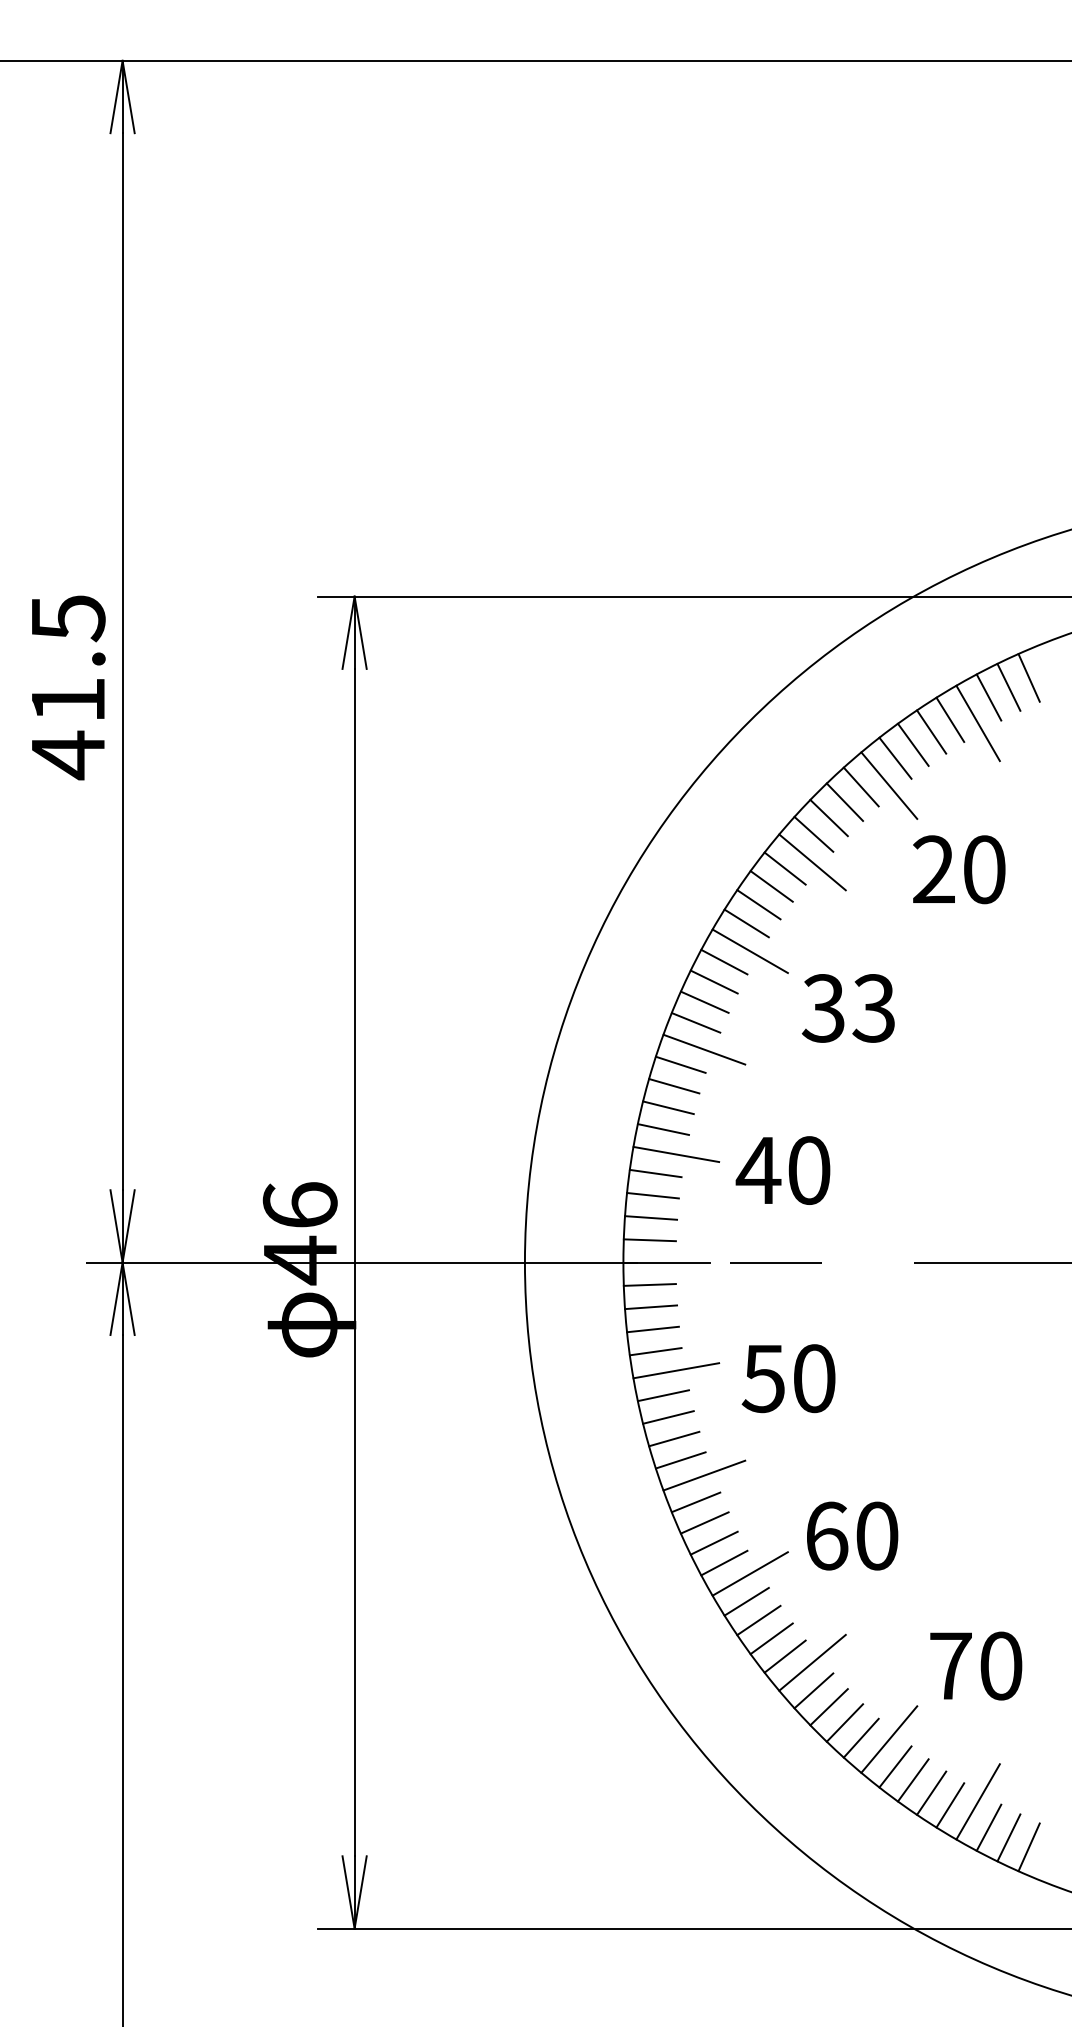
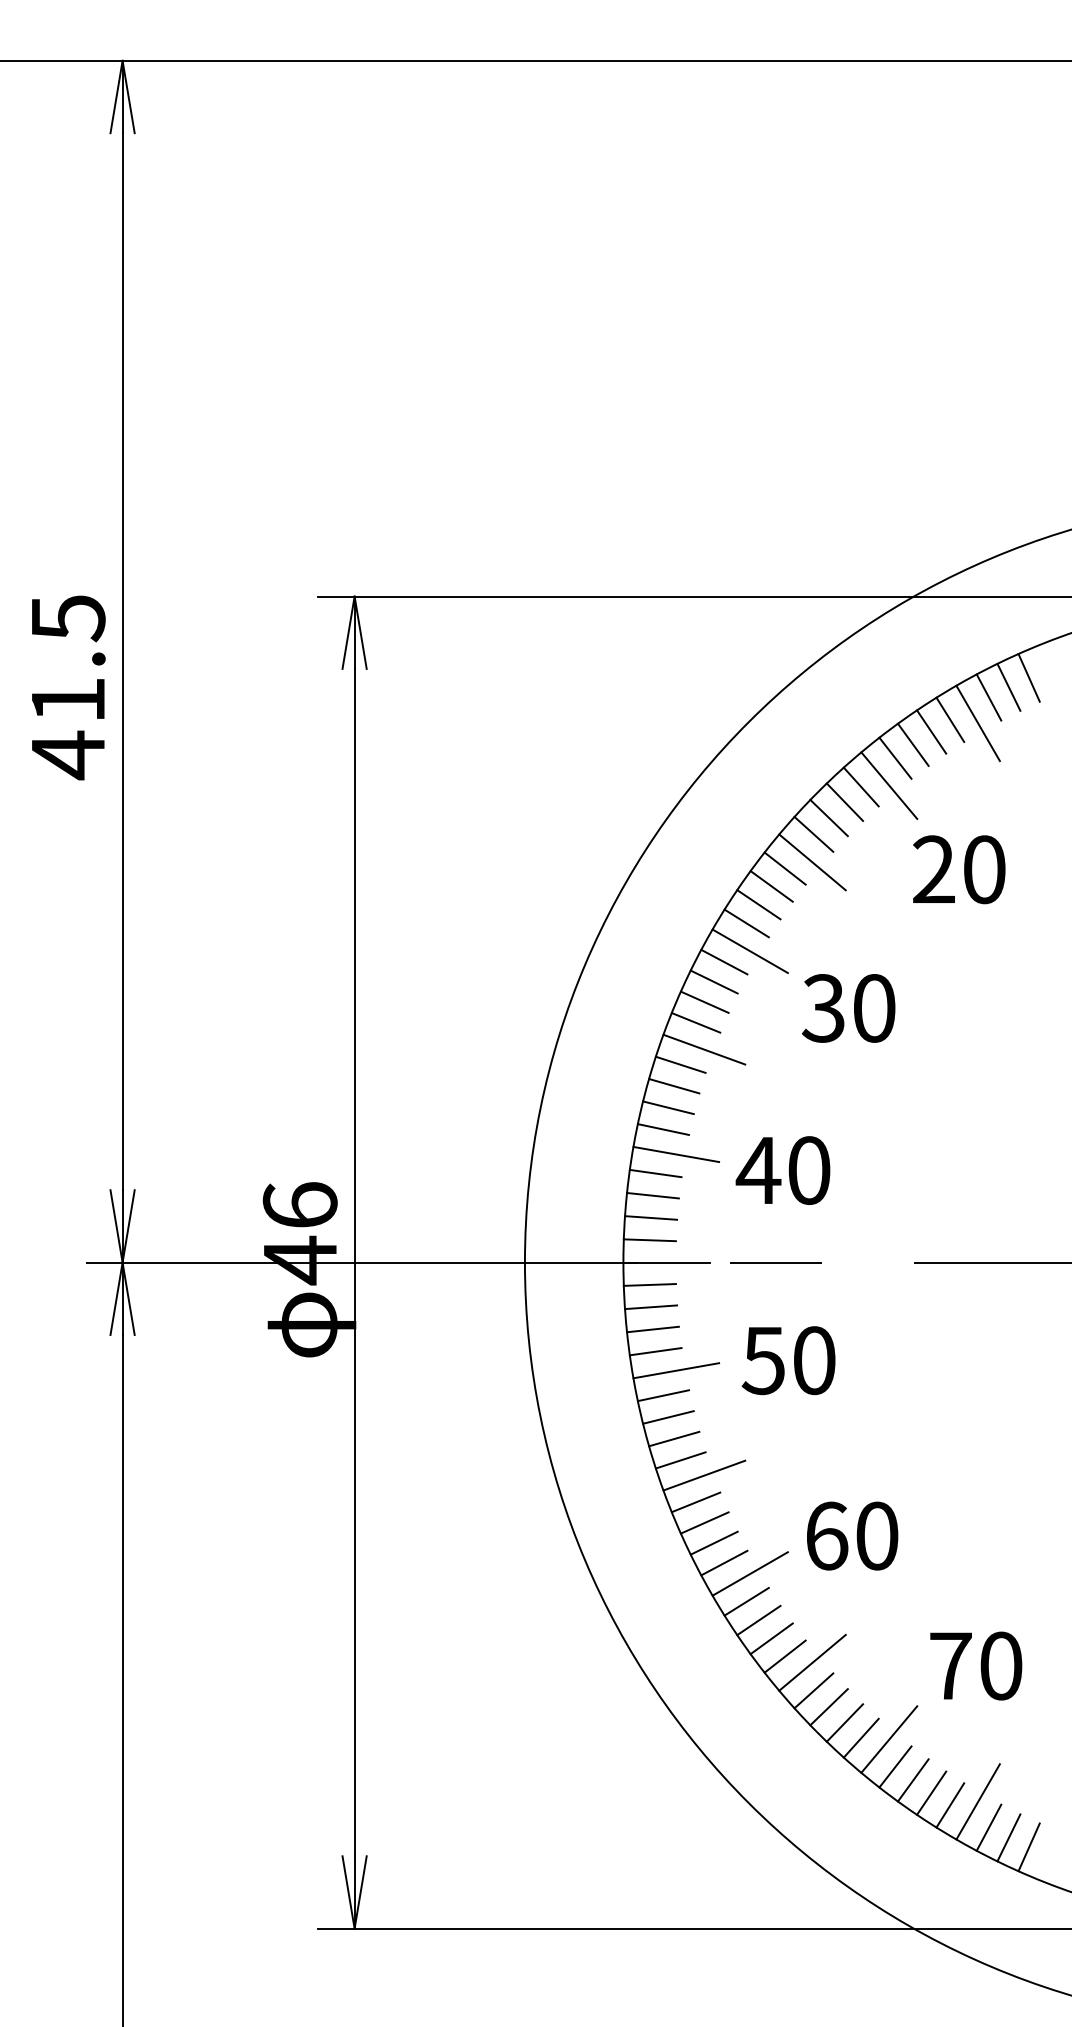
text: 33 -> 30 (873, 1008)
text position: (788, 1378) -> (788, 1360) (788, 1360)
